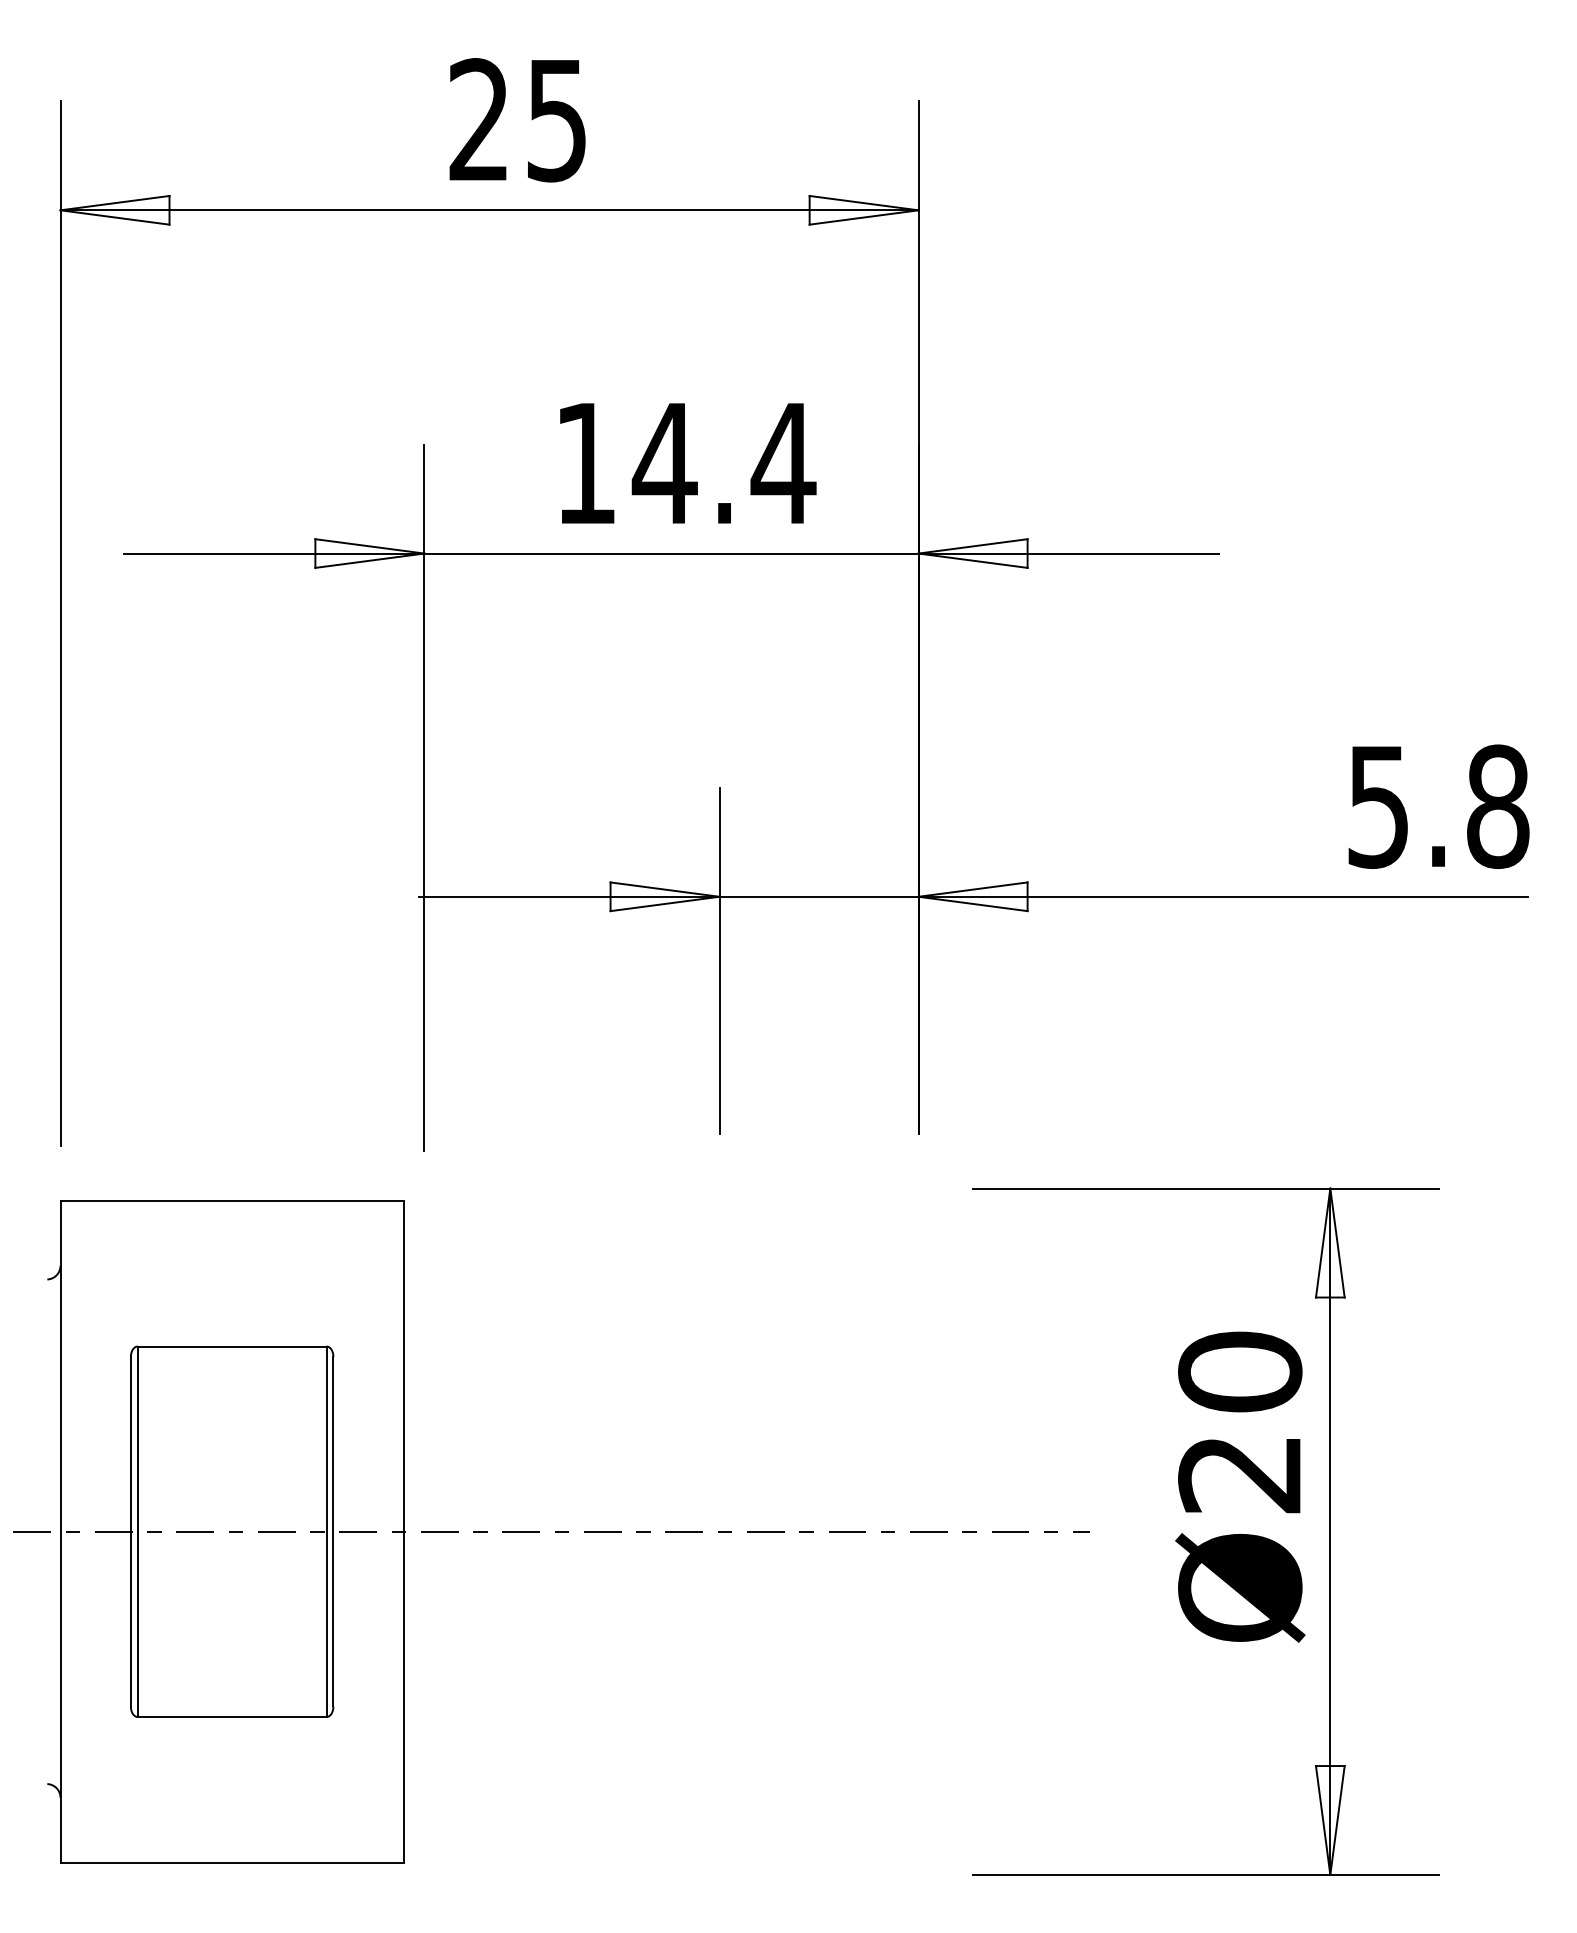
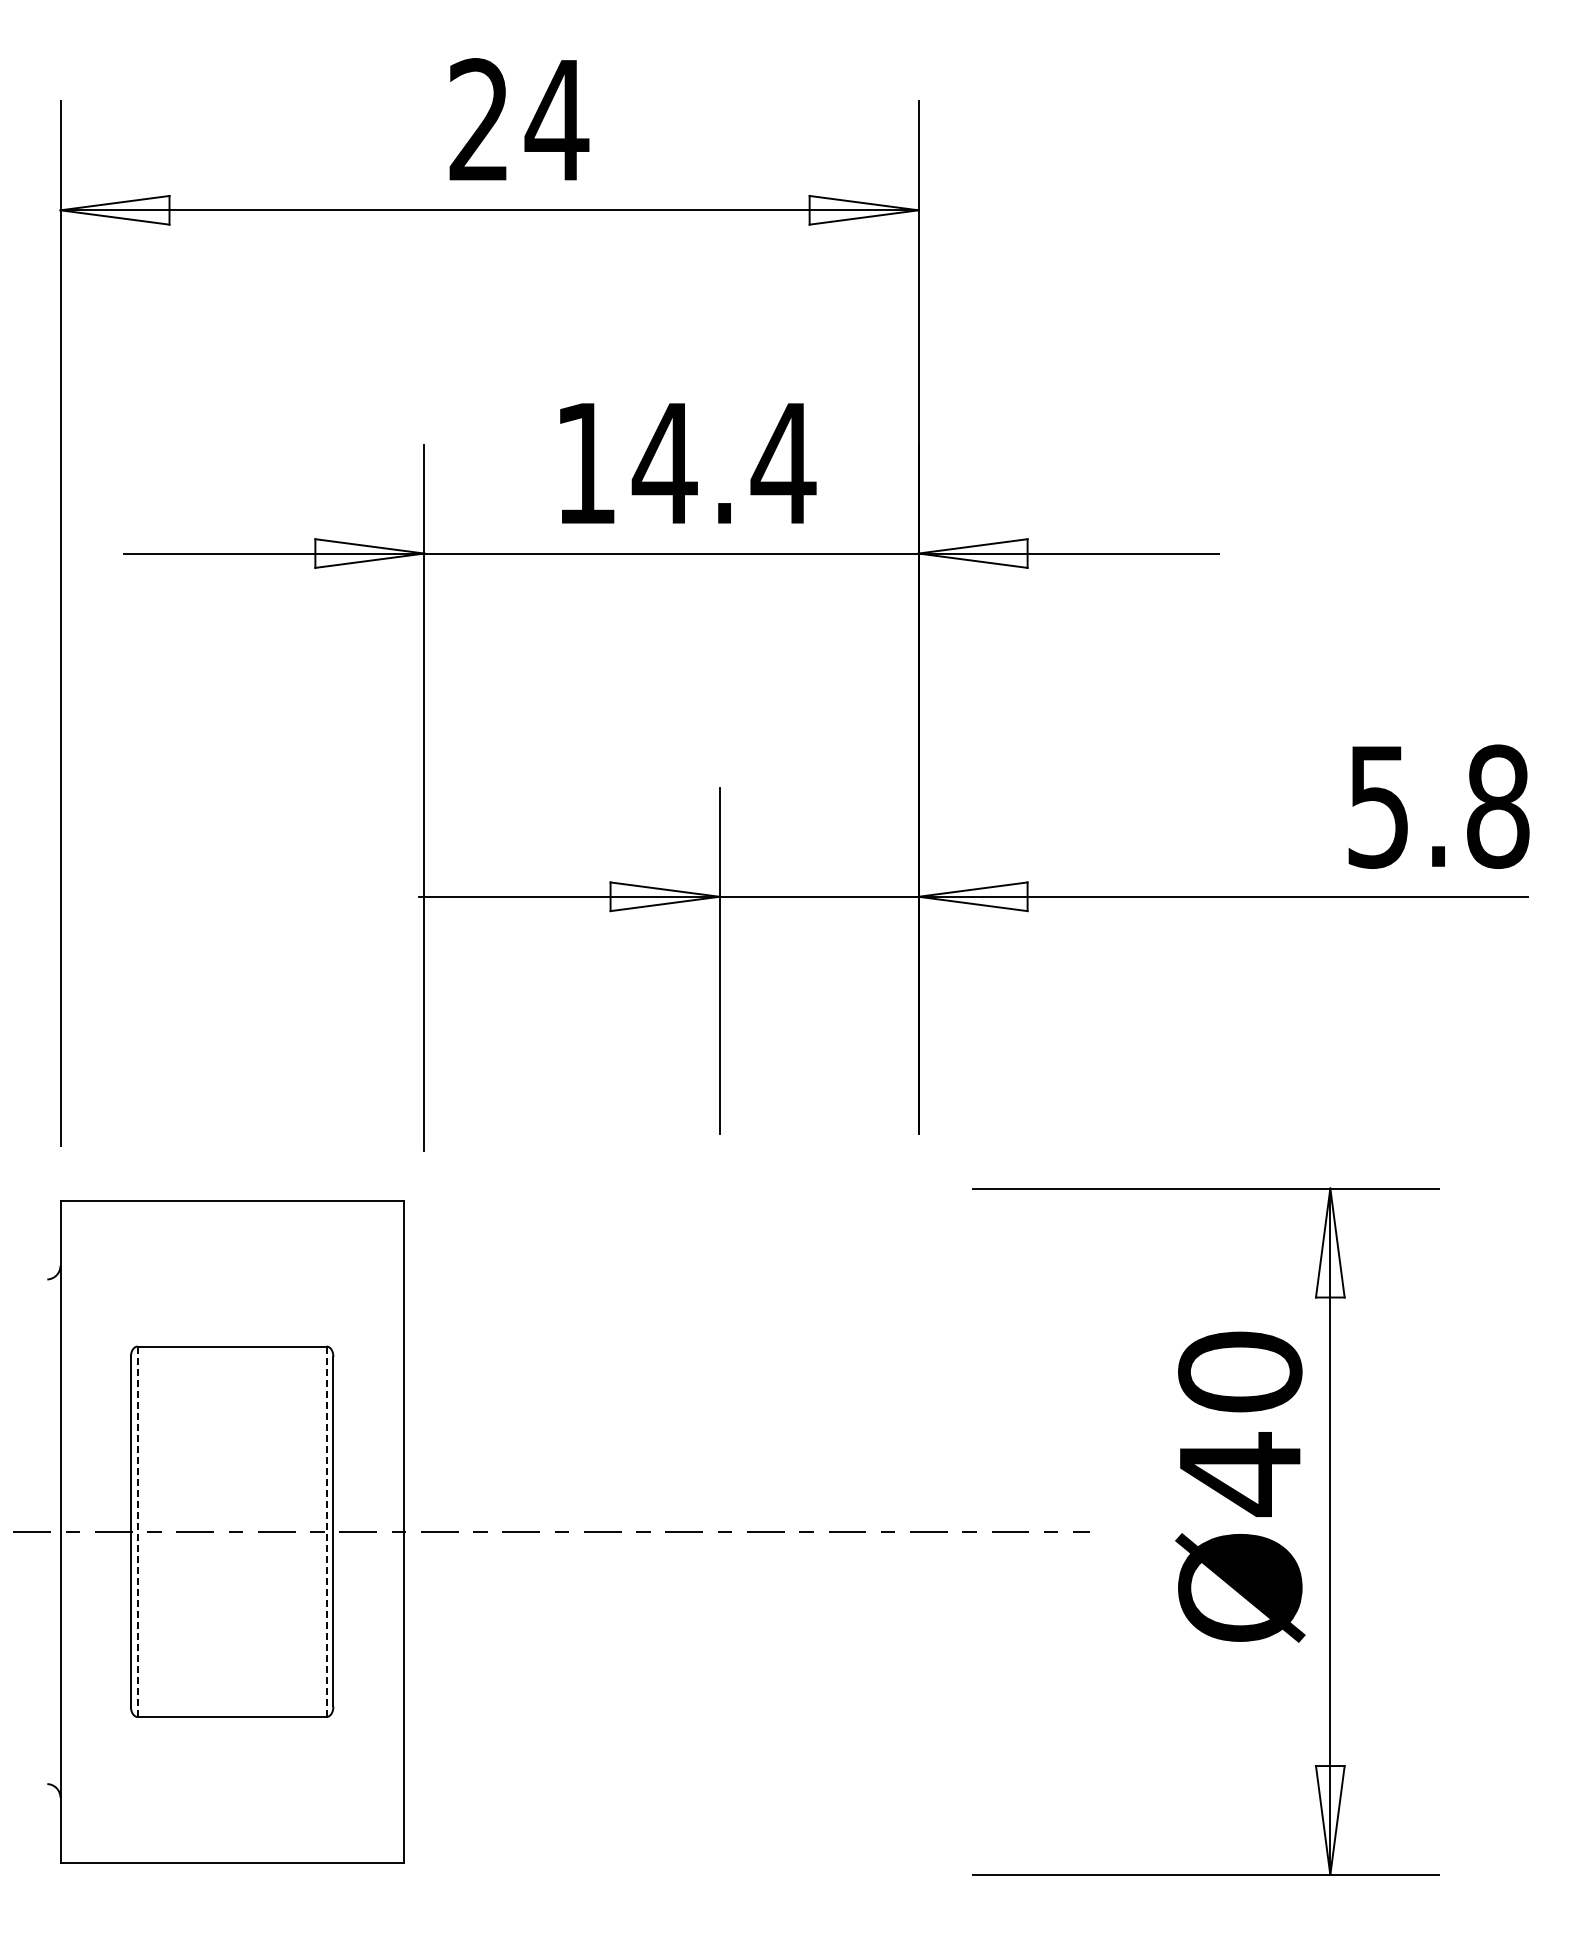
text: 25 -> 24 (556, 121)
text: Ø20 -> Ø40 (1239, 1474)
line: solid -> dashed (326, 1531)
line: solid -> dashed (137, 1532)
